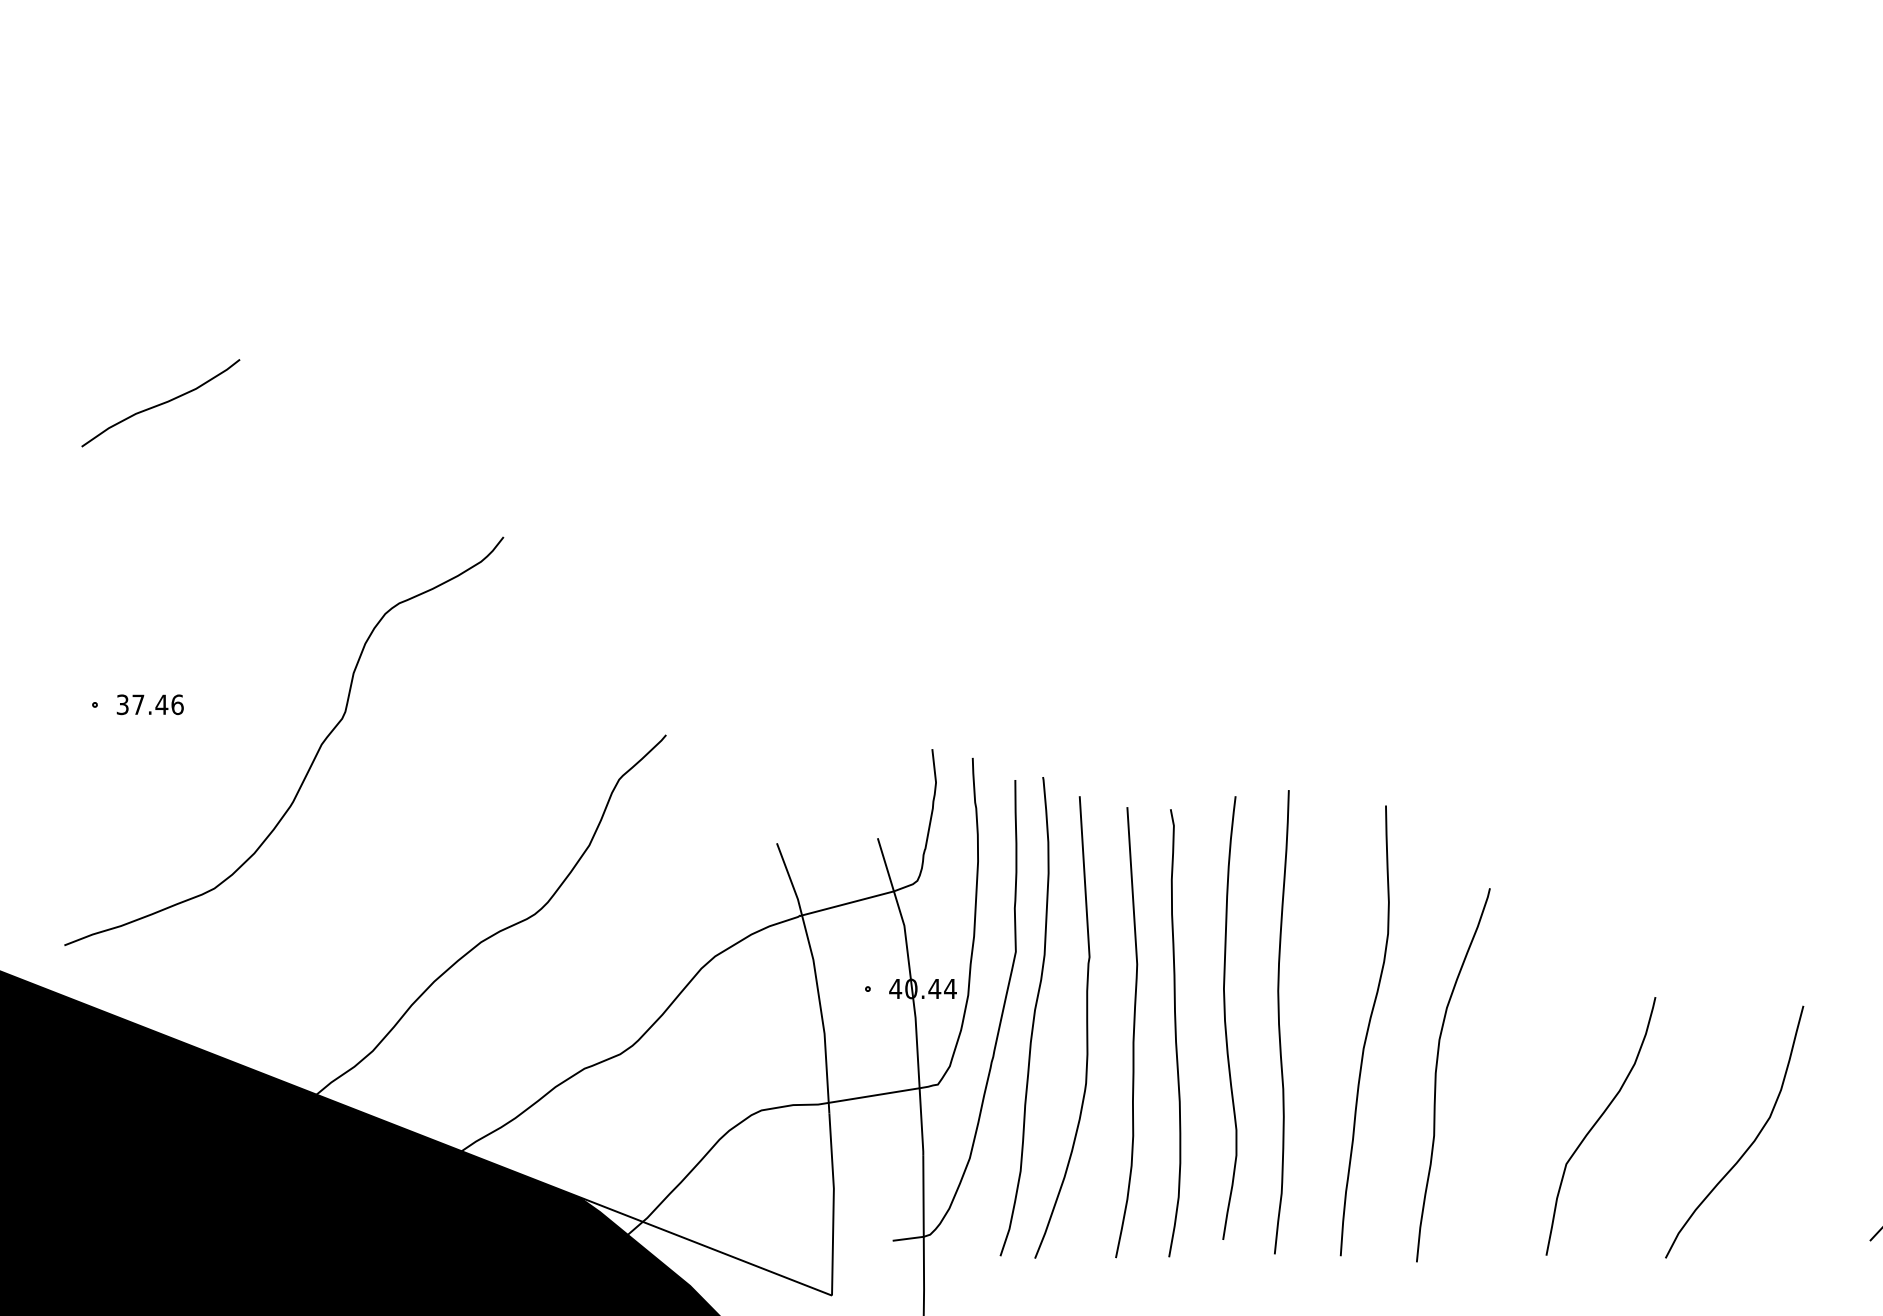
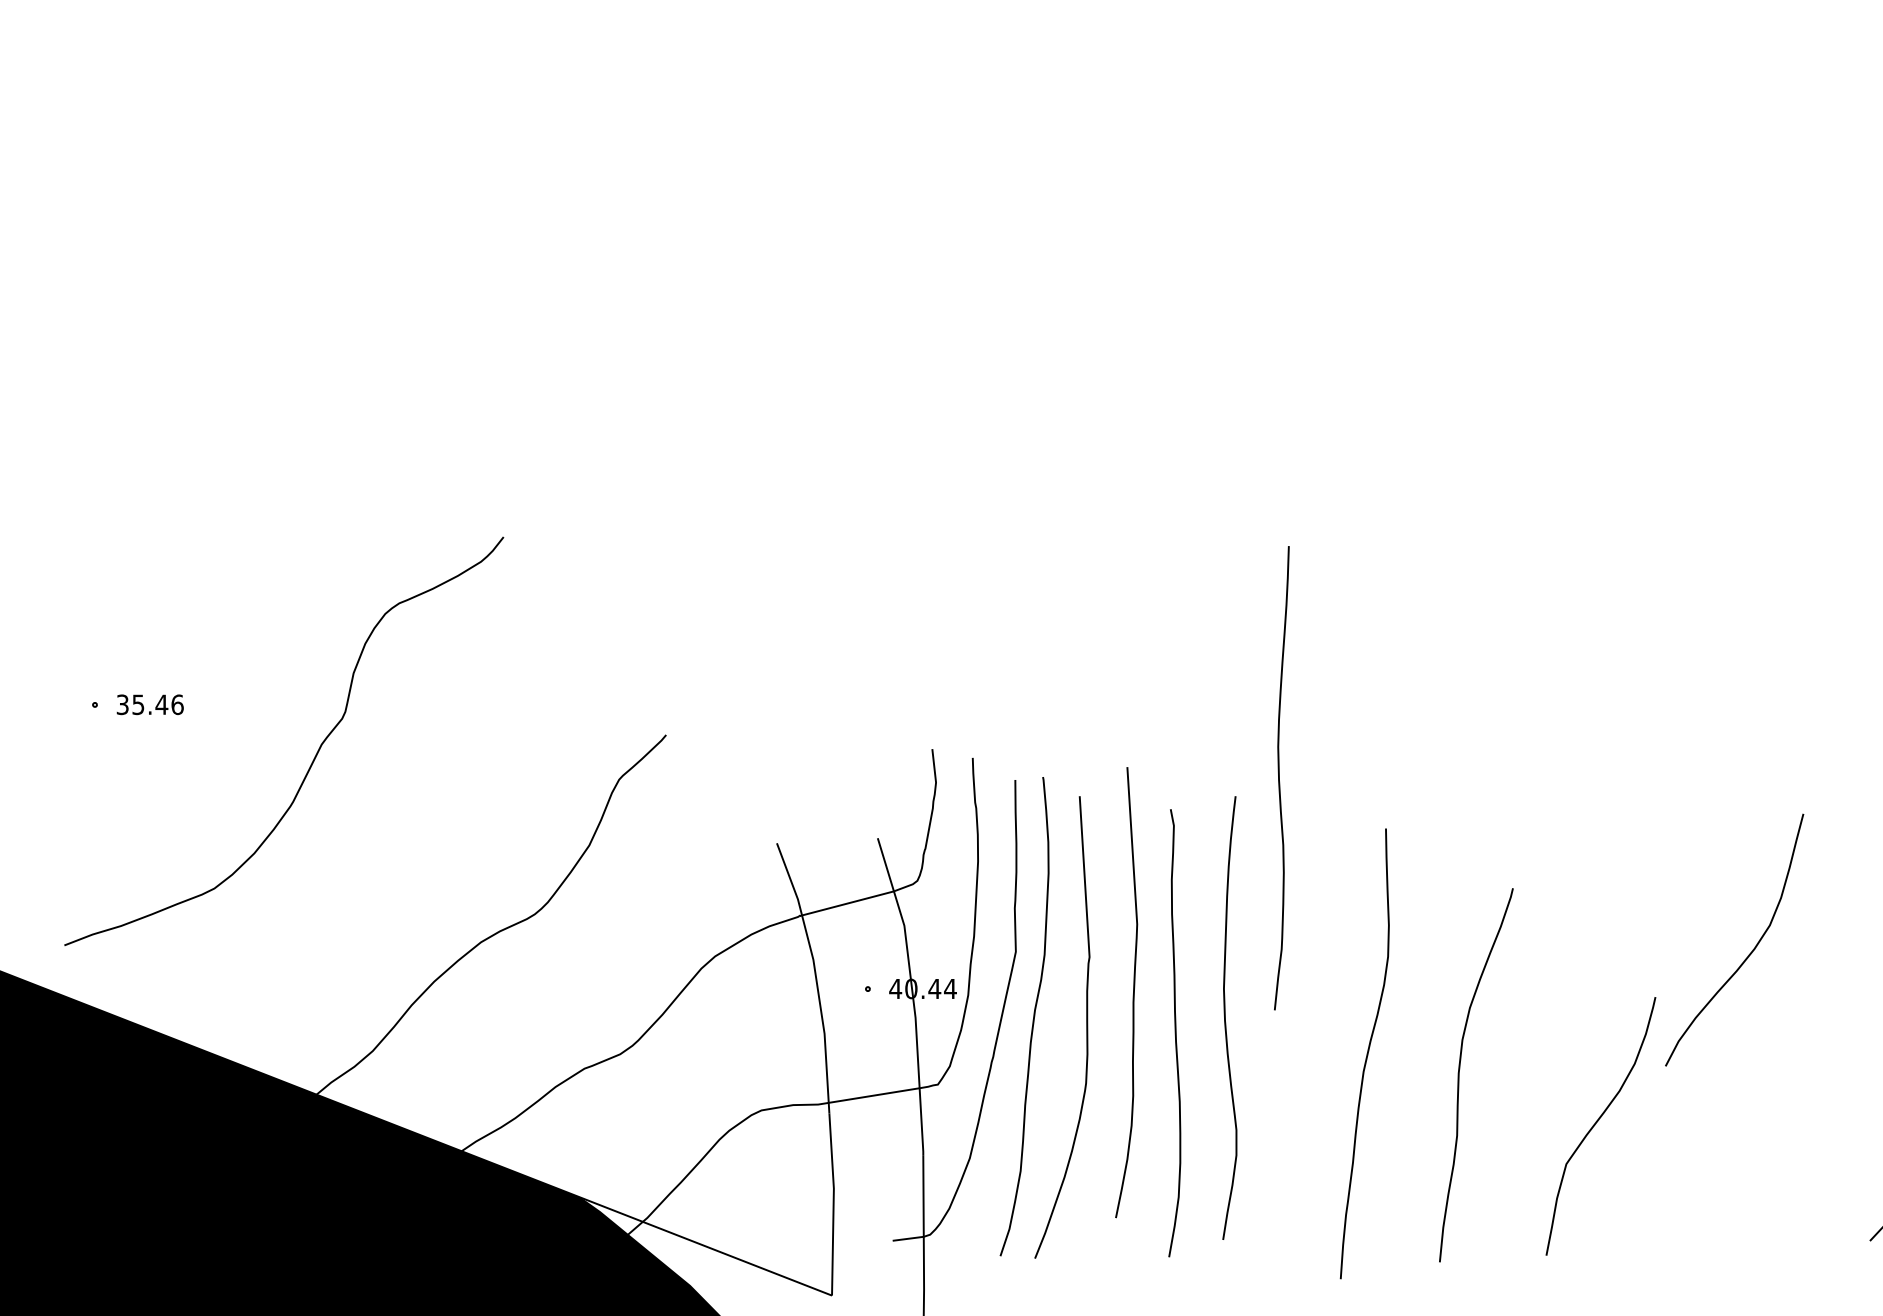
curve: present -> none (160, 403)
text: 37.46 -> 35.46 (138, 704)
curve position: (1279, 1022) -> (1279, 778) (1279, 778)
curve position: (1366, 1030) -> (1366, 1053) (1366, 1053)
curve position: (1132, 1035) -> (1132, 995) (1132, 995)
curve position: (1436, 1075) -> (1459, 1075) (1459, 1075)
curve position: (1749, 1145) -> (1749, 953) (1749, 953)
